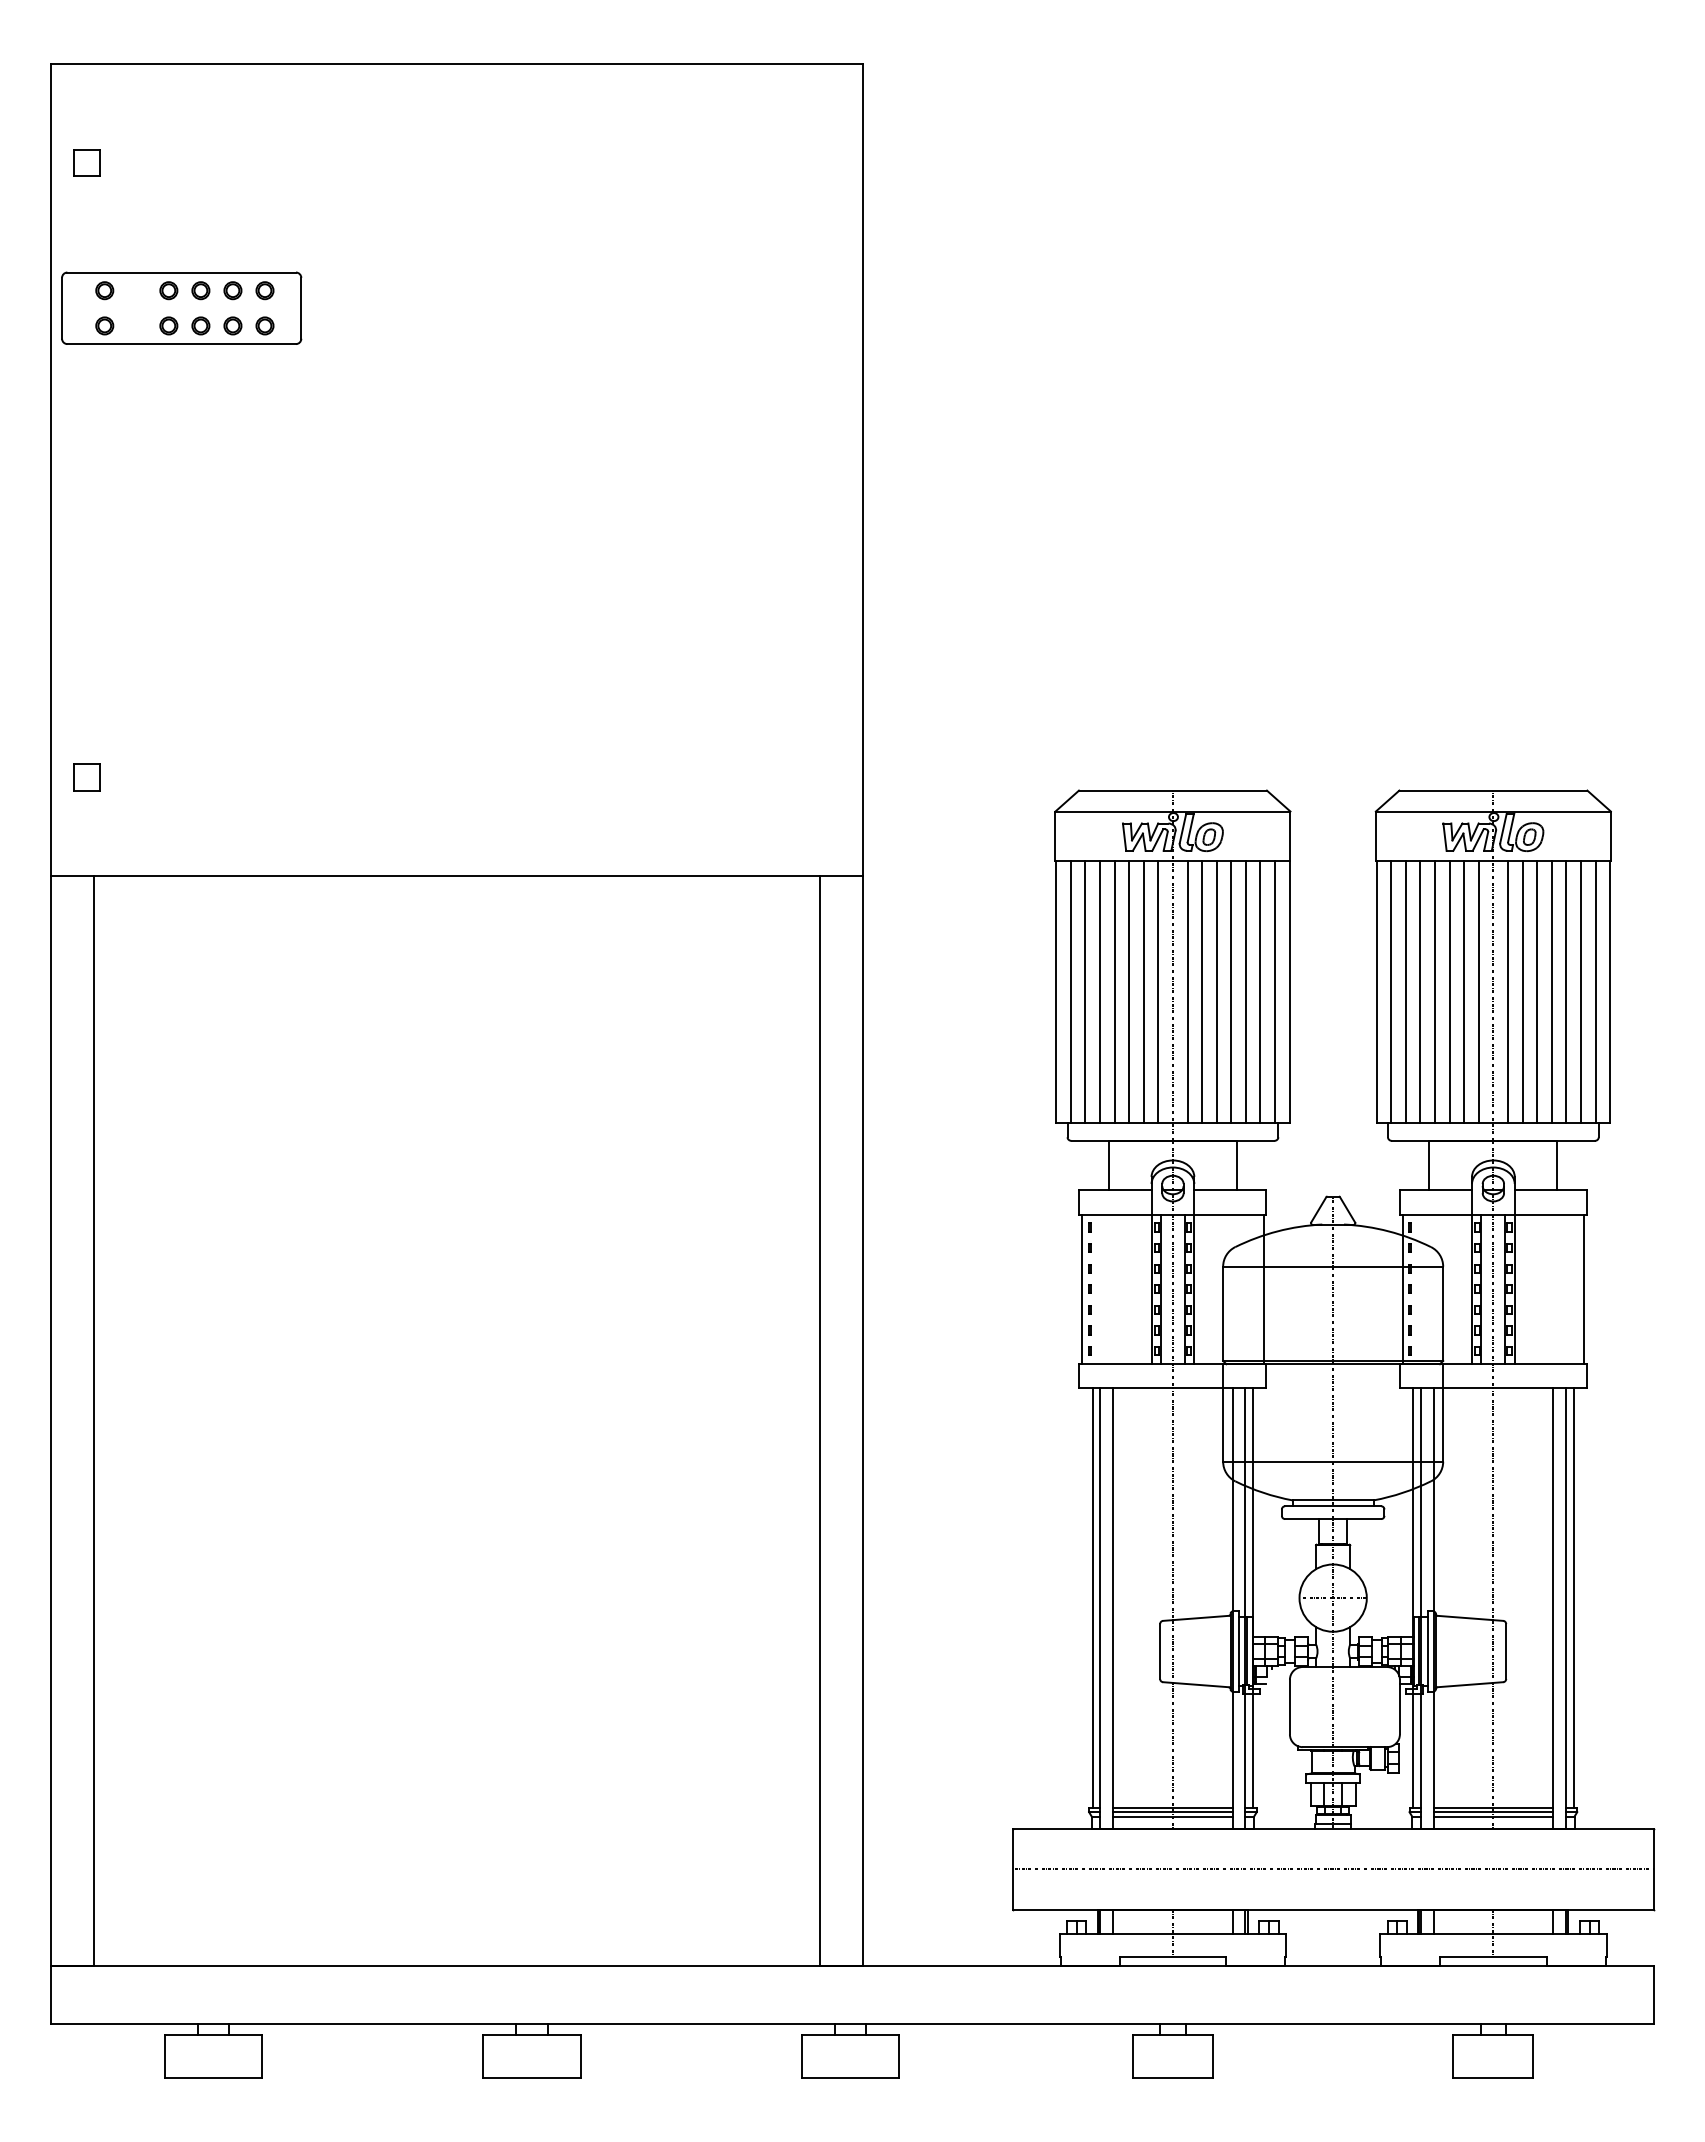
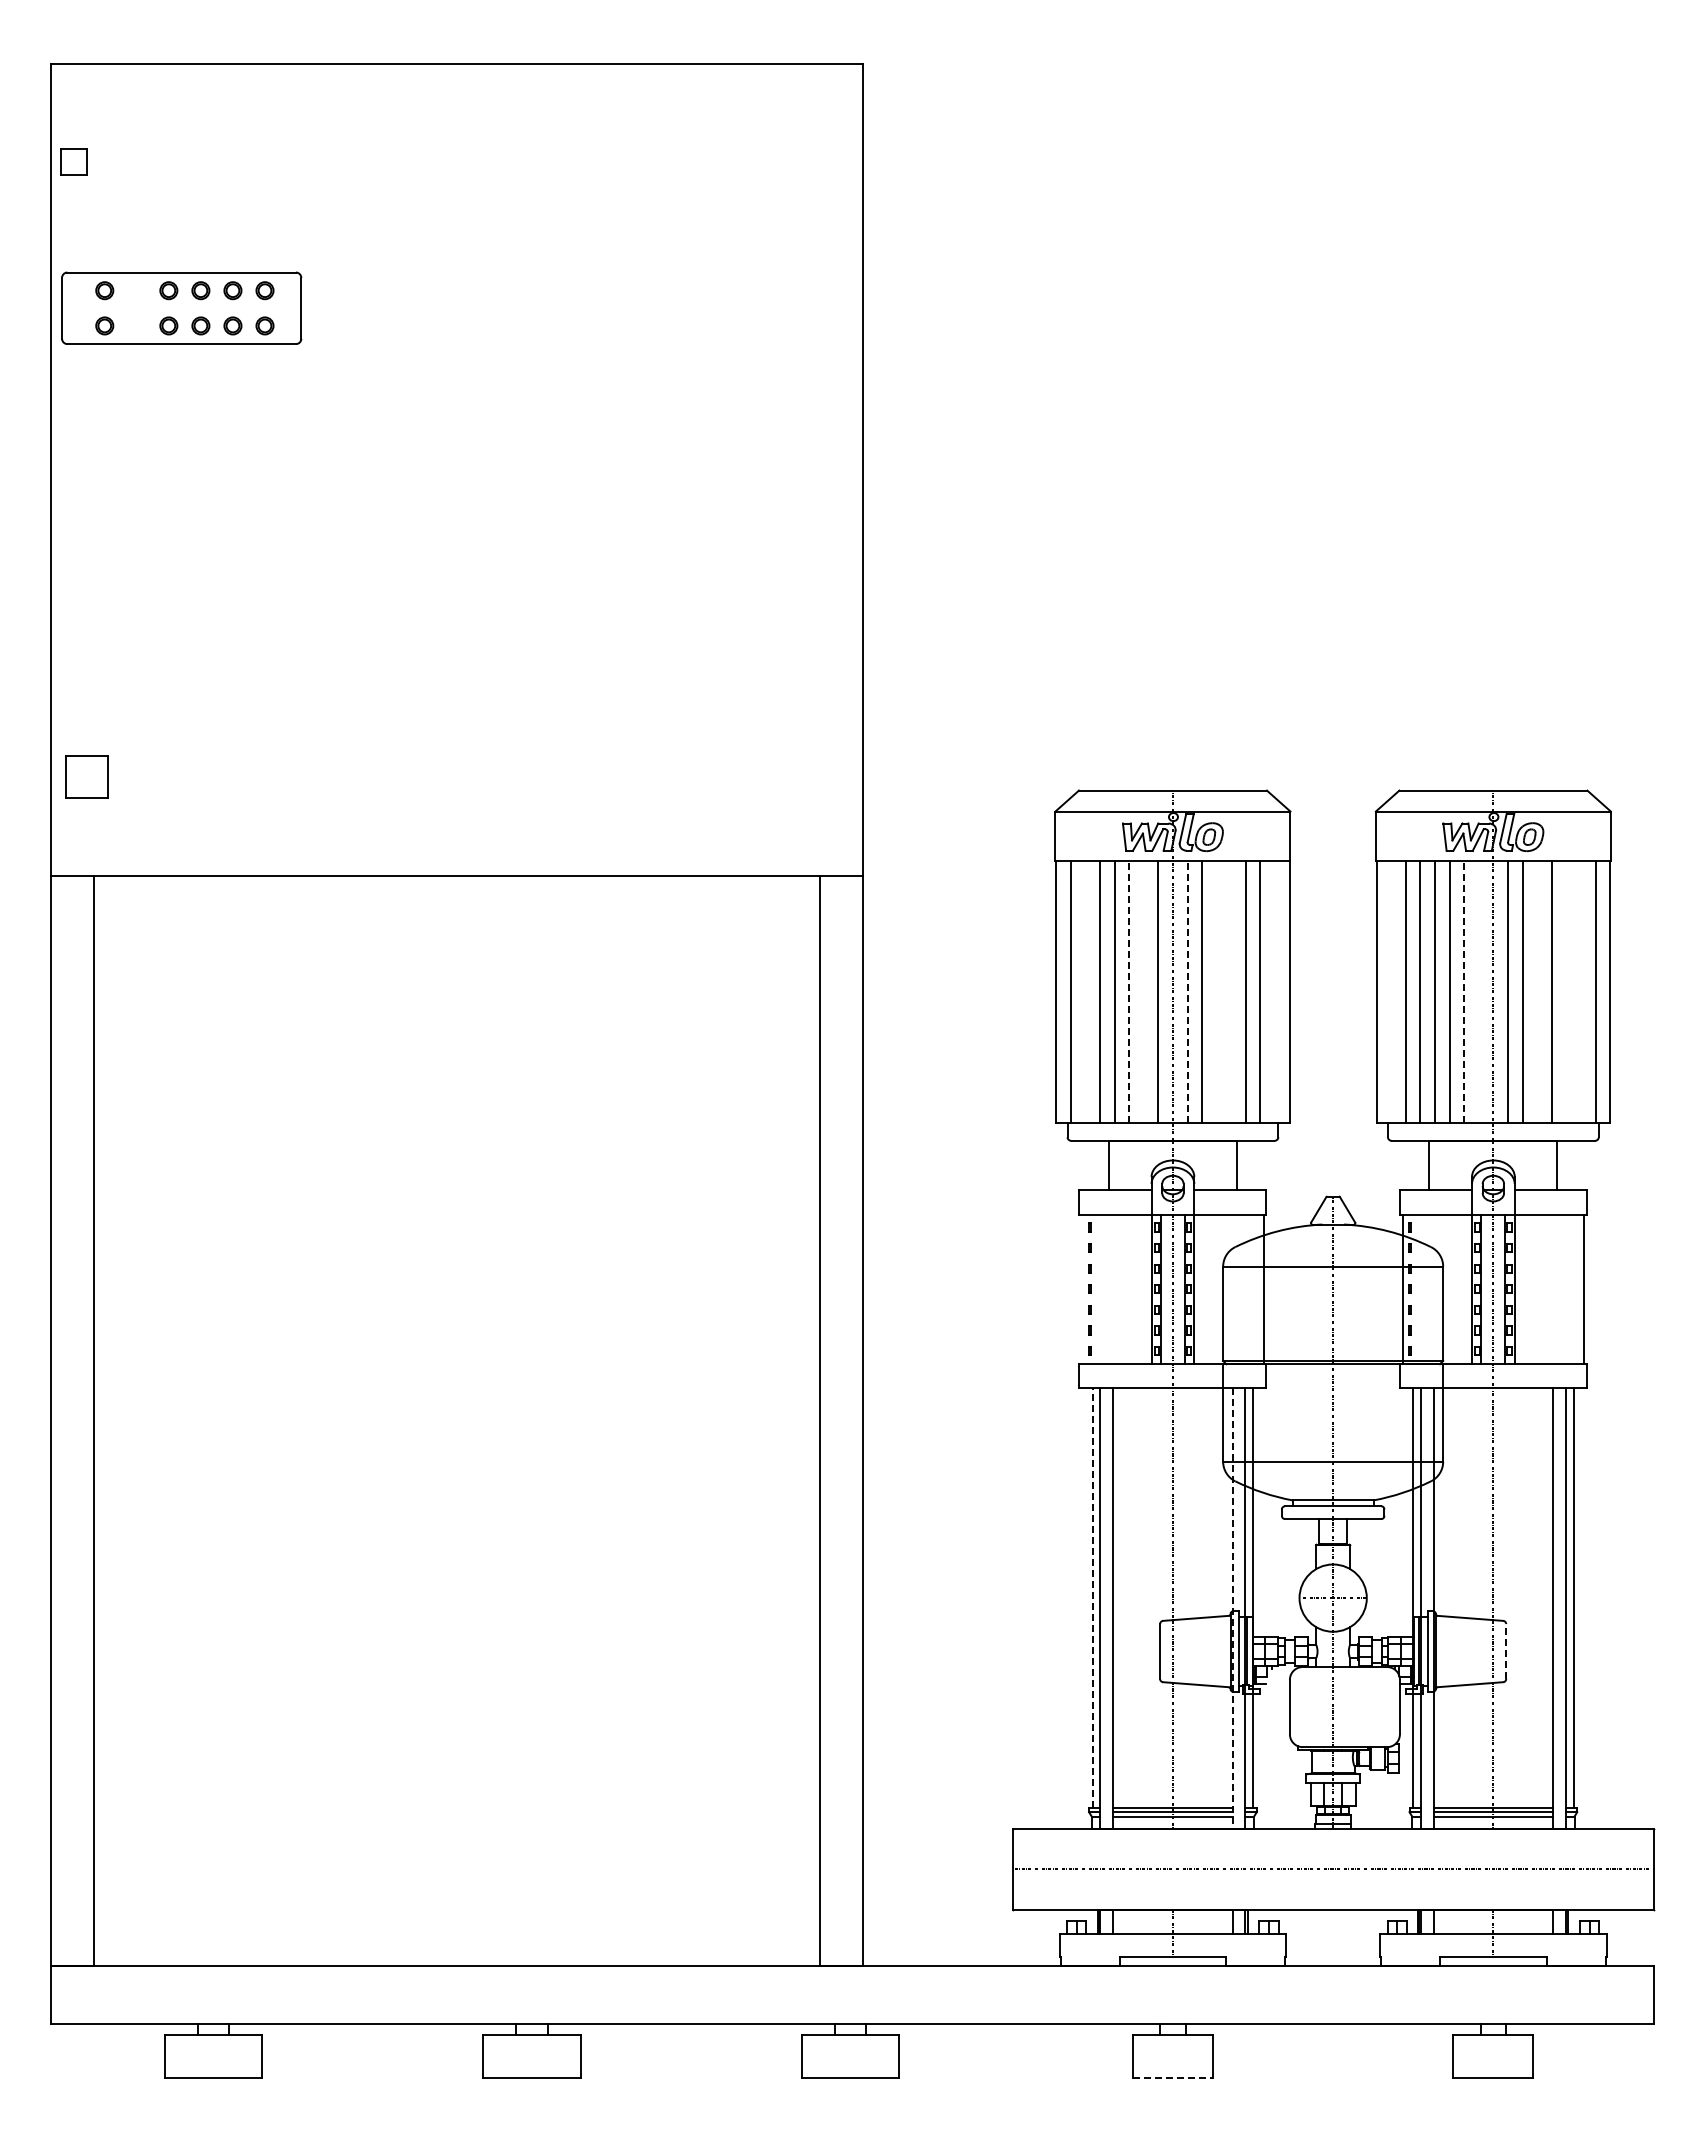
part position: (86, 162) -> (73, 161) (73, 161)
part size: 28x29 px -> 44x44 px (86, 776)
line: present -> none (1085, 991)
line: solid -> dashed (1129, 991)
line: present -> none (1143, 991)
line: solid -> dashed (1187, 991)
line: present -> none (1216, 991)
line: present -> none (1231, 991)
line: present -> none (1275, 991)
line: present -> none (1391, 991)
line: solid -> dashed (1464, 991)
line: present -> none (1478, 991)
line: present -> none (1537, 991)
line: present -> none (1566, 991)
line: present -> none (1580, 991)
line: present -> none (1082, 1289)
line: solid -> dashed (1092, 1598)
line: solid -> dashed (1232, 1609)
line: solid -> dashed (1506, 1651)
line: solid -> dashed (1173, 2077)
